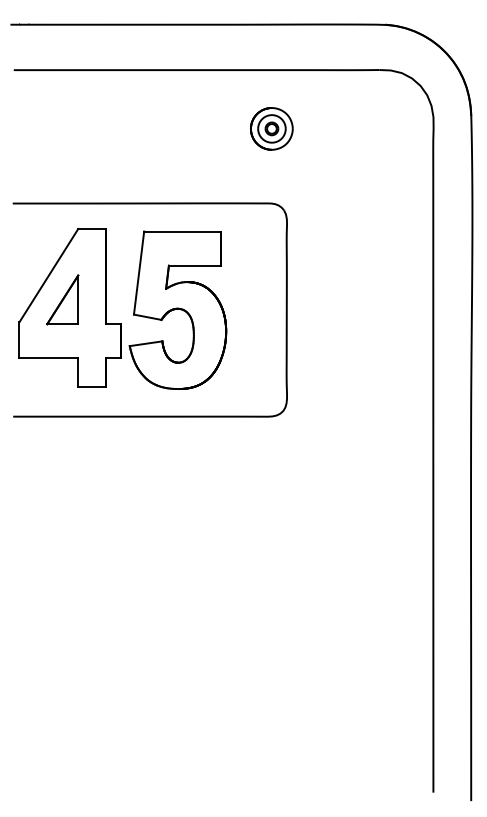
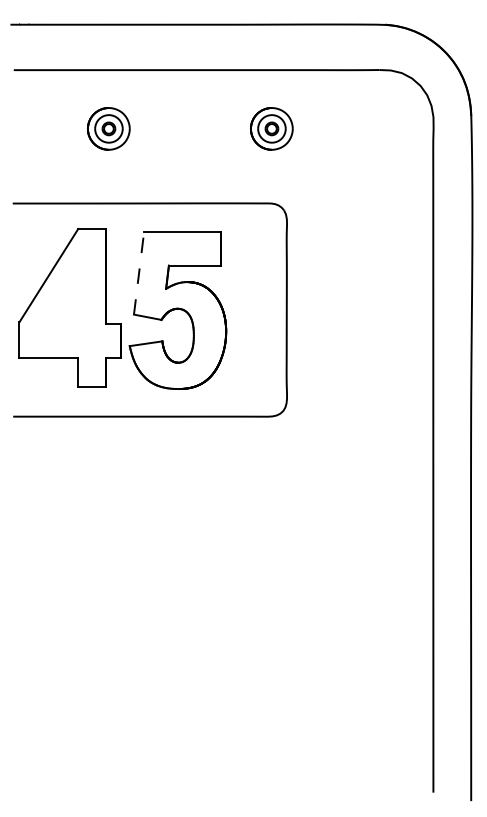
part: none -> present (108, 128)
line: solid -> dashed (139, 273)
part: present -> none (62, 299)
